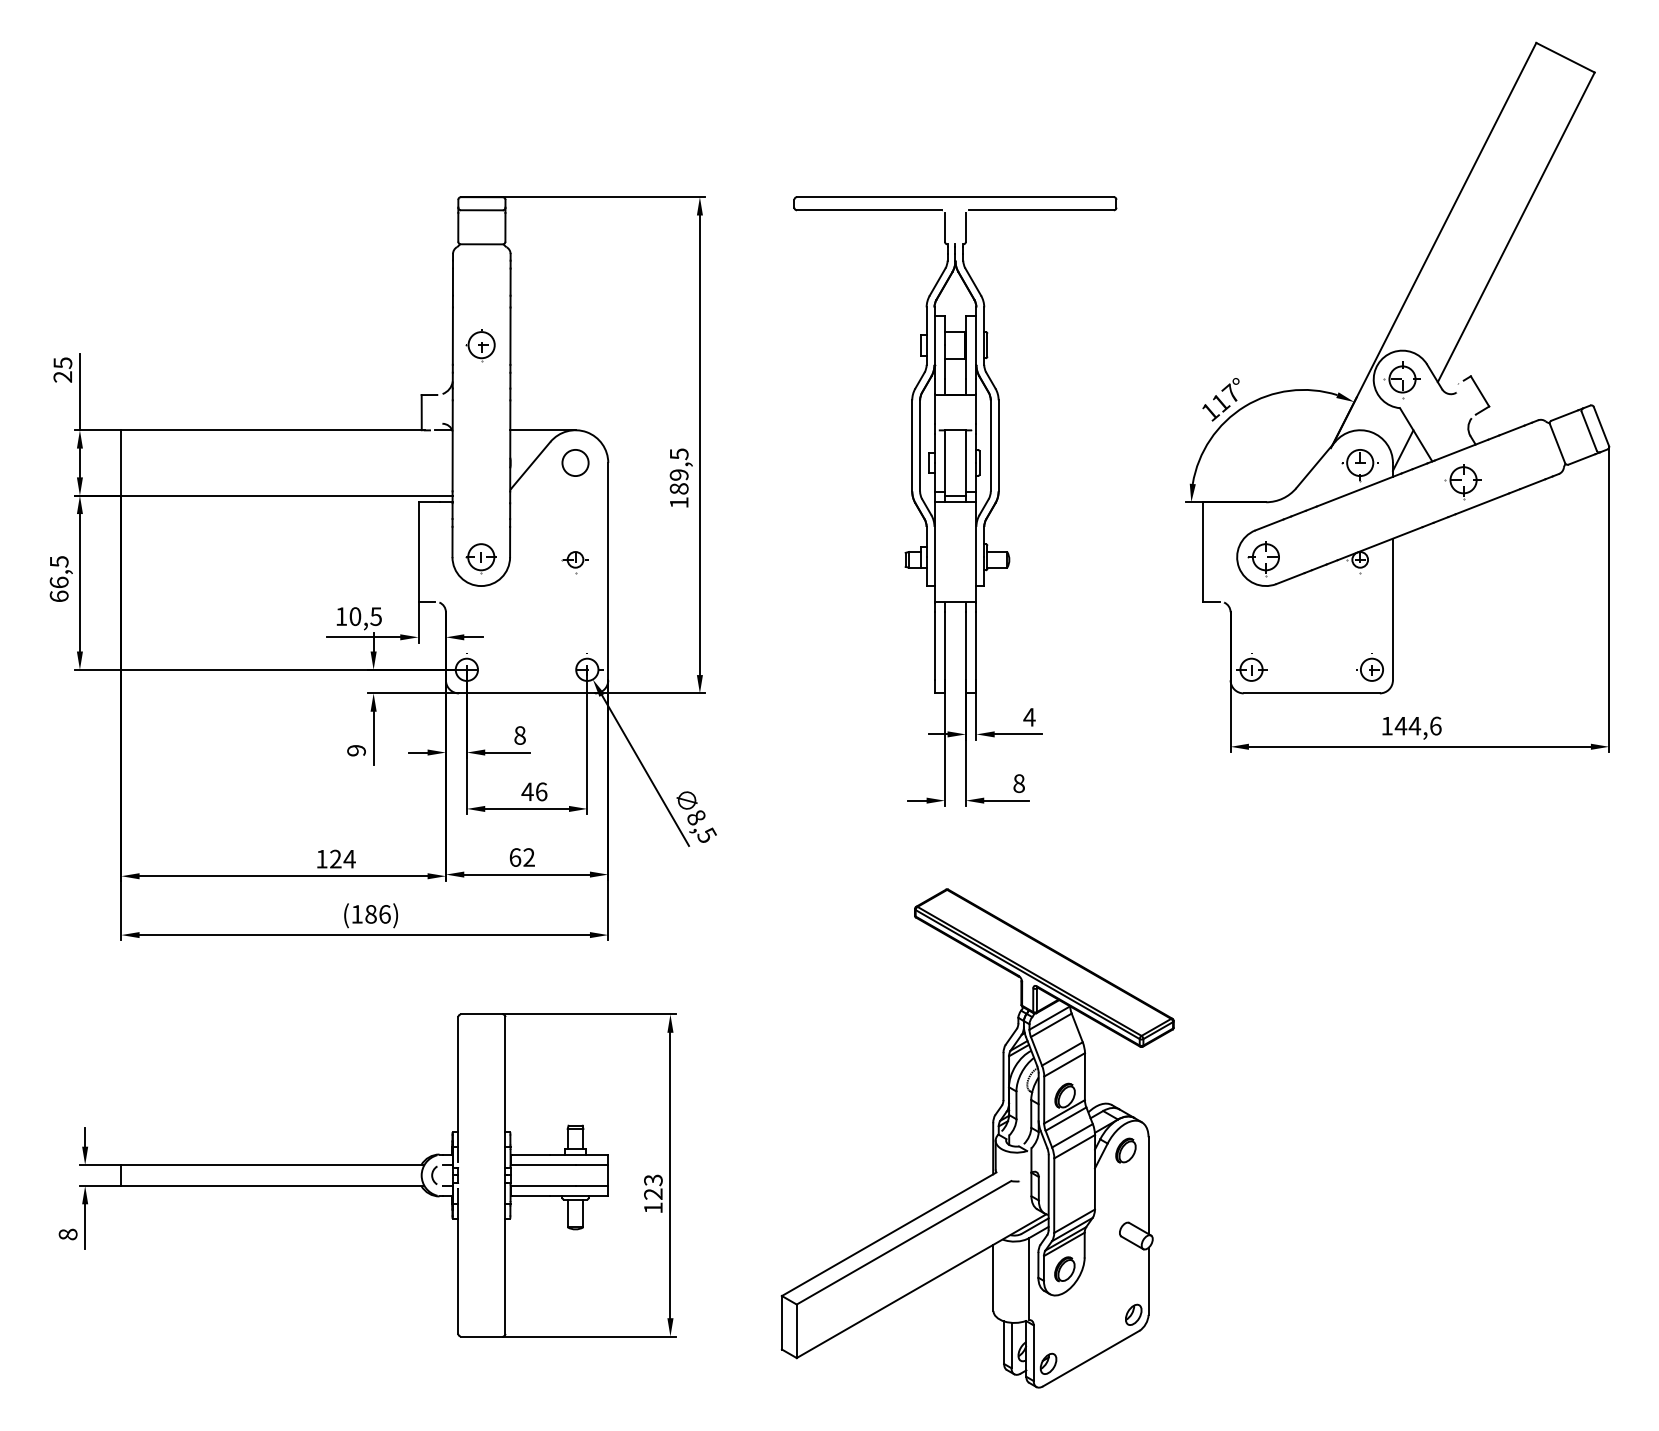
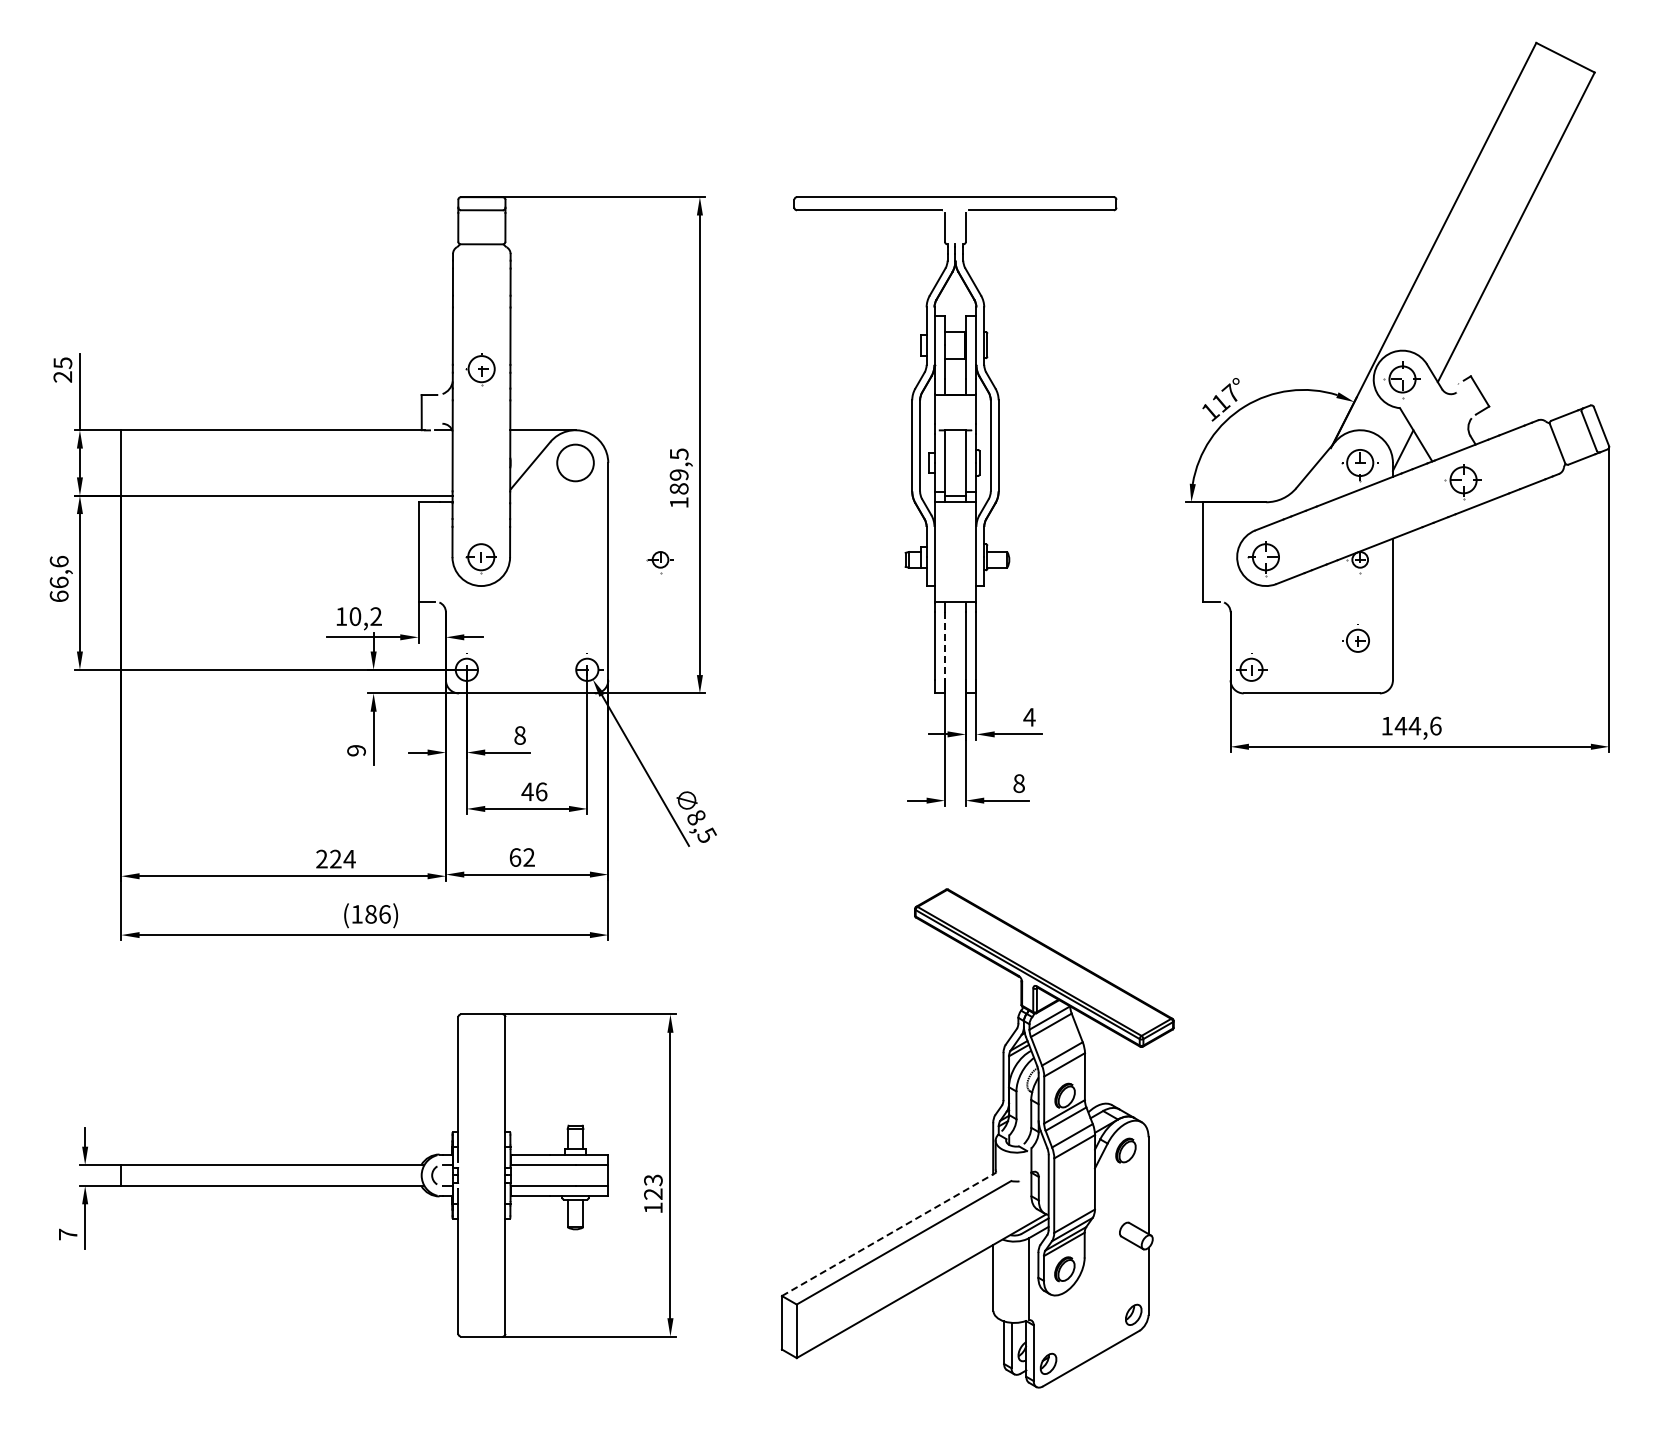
part position: (480, 345) -> (480, 369) (480, 369)
circle diameter: 26 px -> 37 px (575, 462)
text: 66,5 -> 66,6 (58, 561)
part position: (574, 562) -> (659, 562) (659, 562)
text: 10,5 -> 10,2 (375, 616)
line: solid -> dashed (944, 646)
part position: (1369, 667) -> (1355, 638) (1355, 638)
text: 124 -> 224 (321, 858)
text: 8 -> 7 (67, 1234)
line: solid -> dashed (889, 1234)
